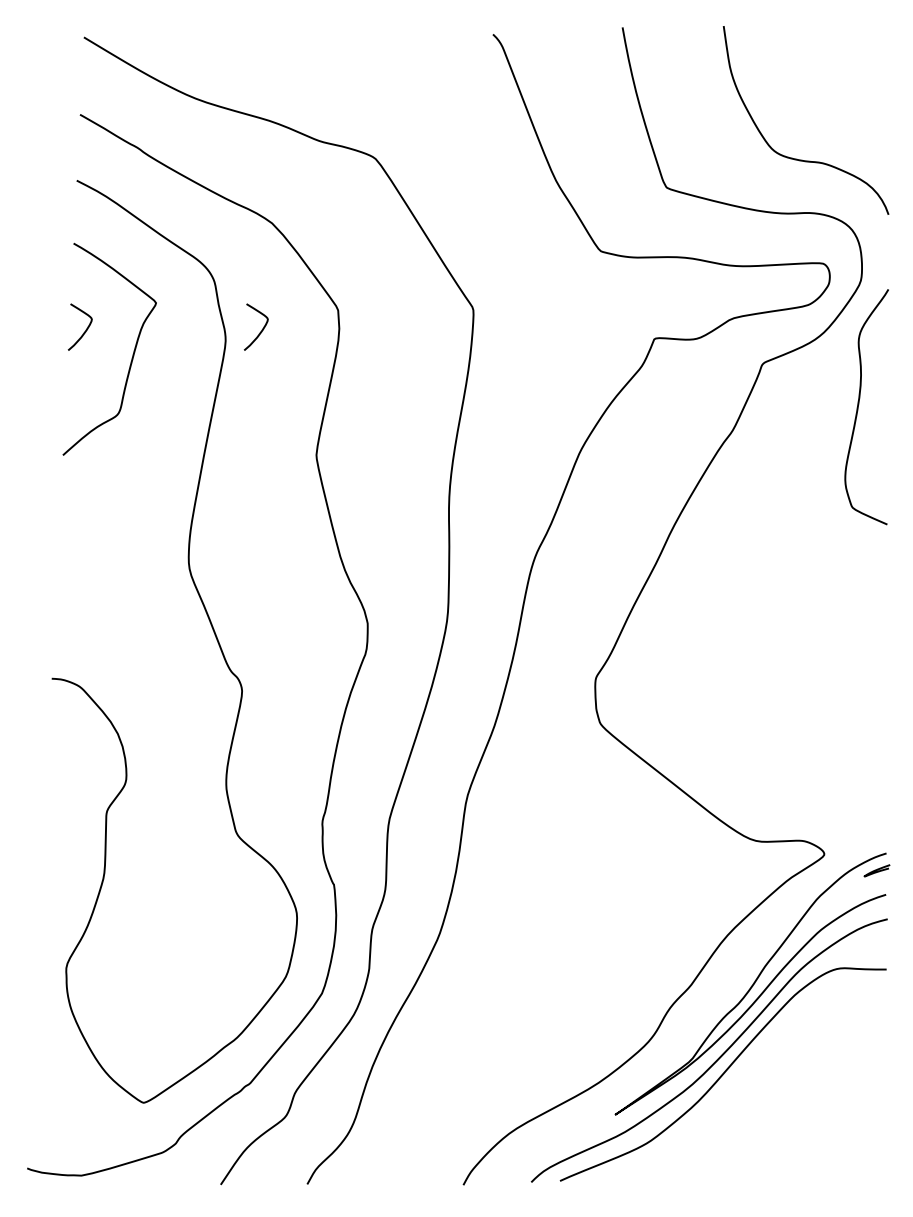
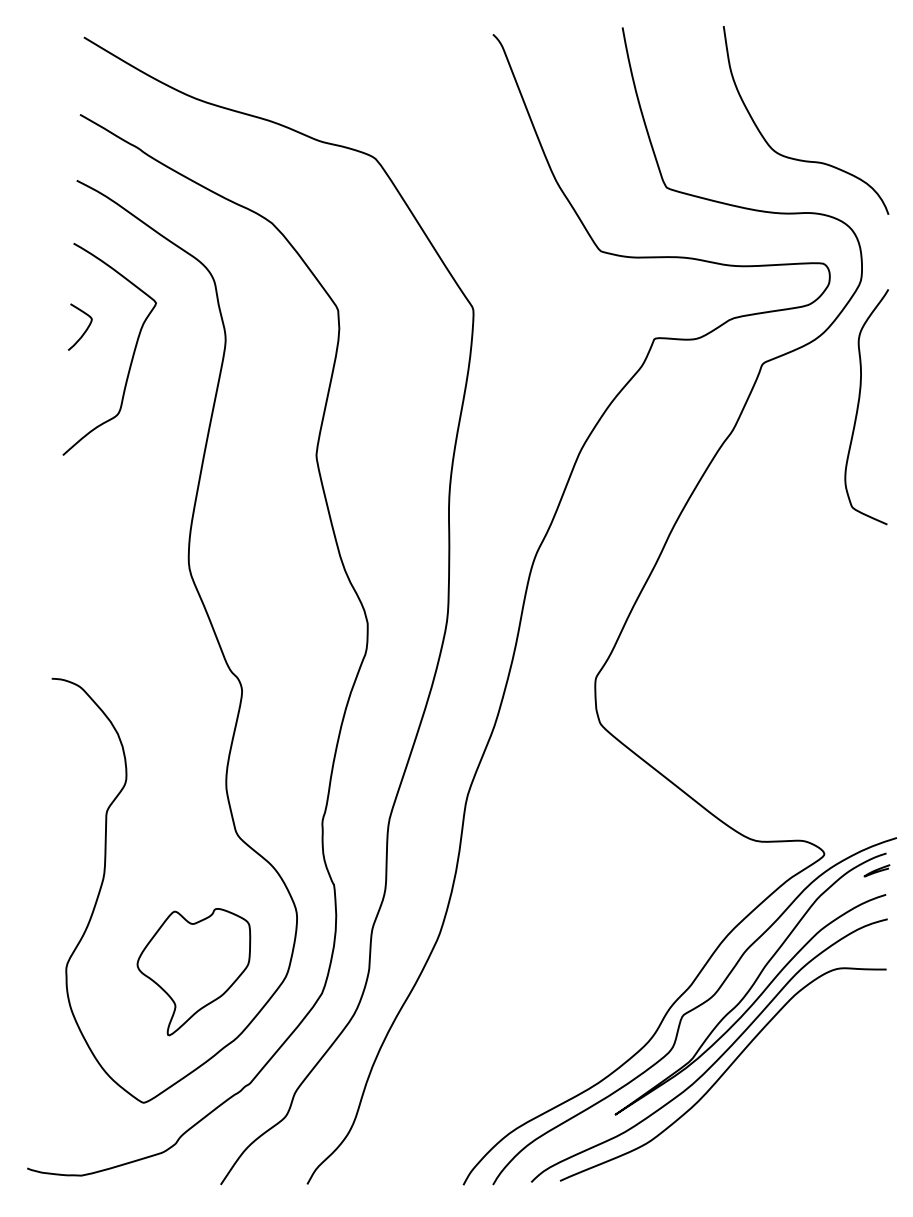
curve: present -> none (261, 329)
part: none -> present (193, 972)
curve: none -> present (693, 1010)
